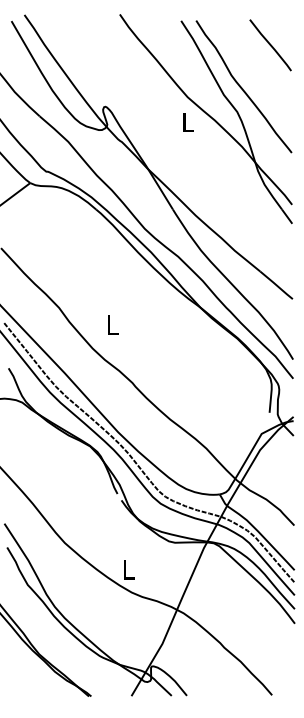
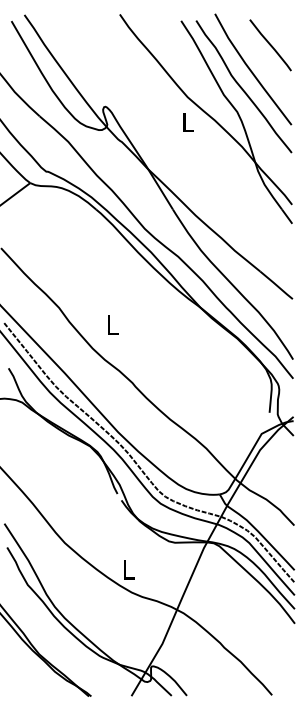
curve: none -> present (251, 69)
